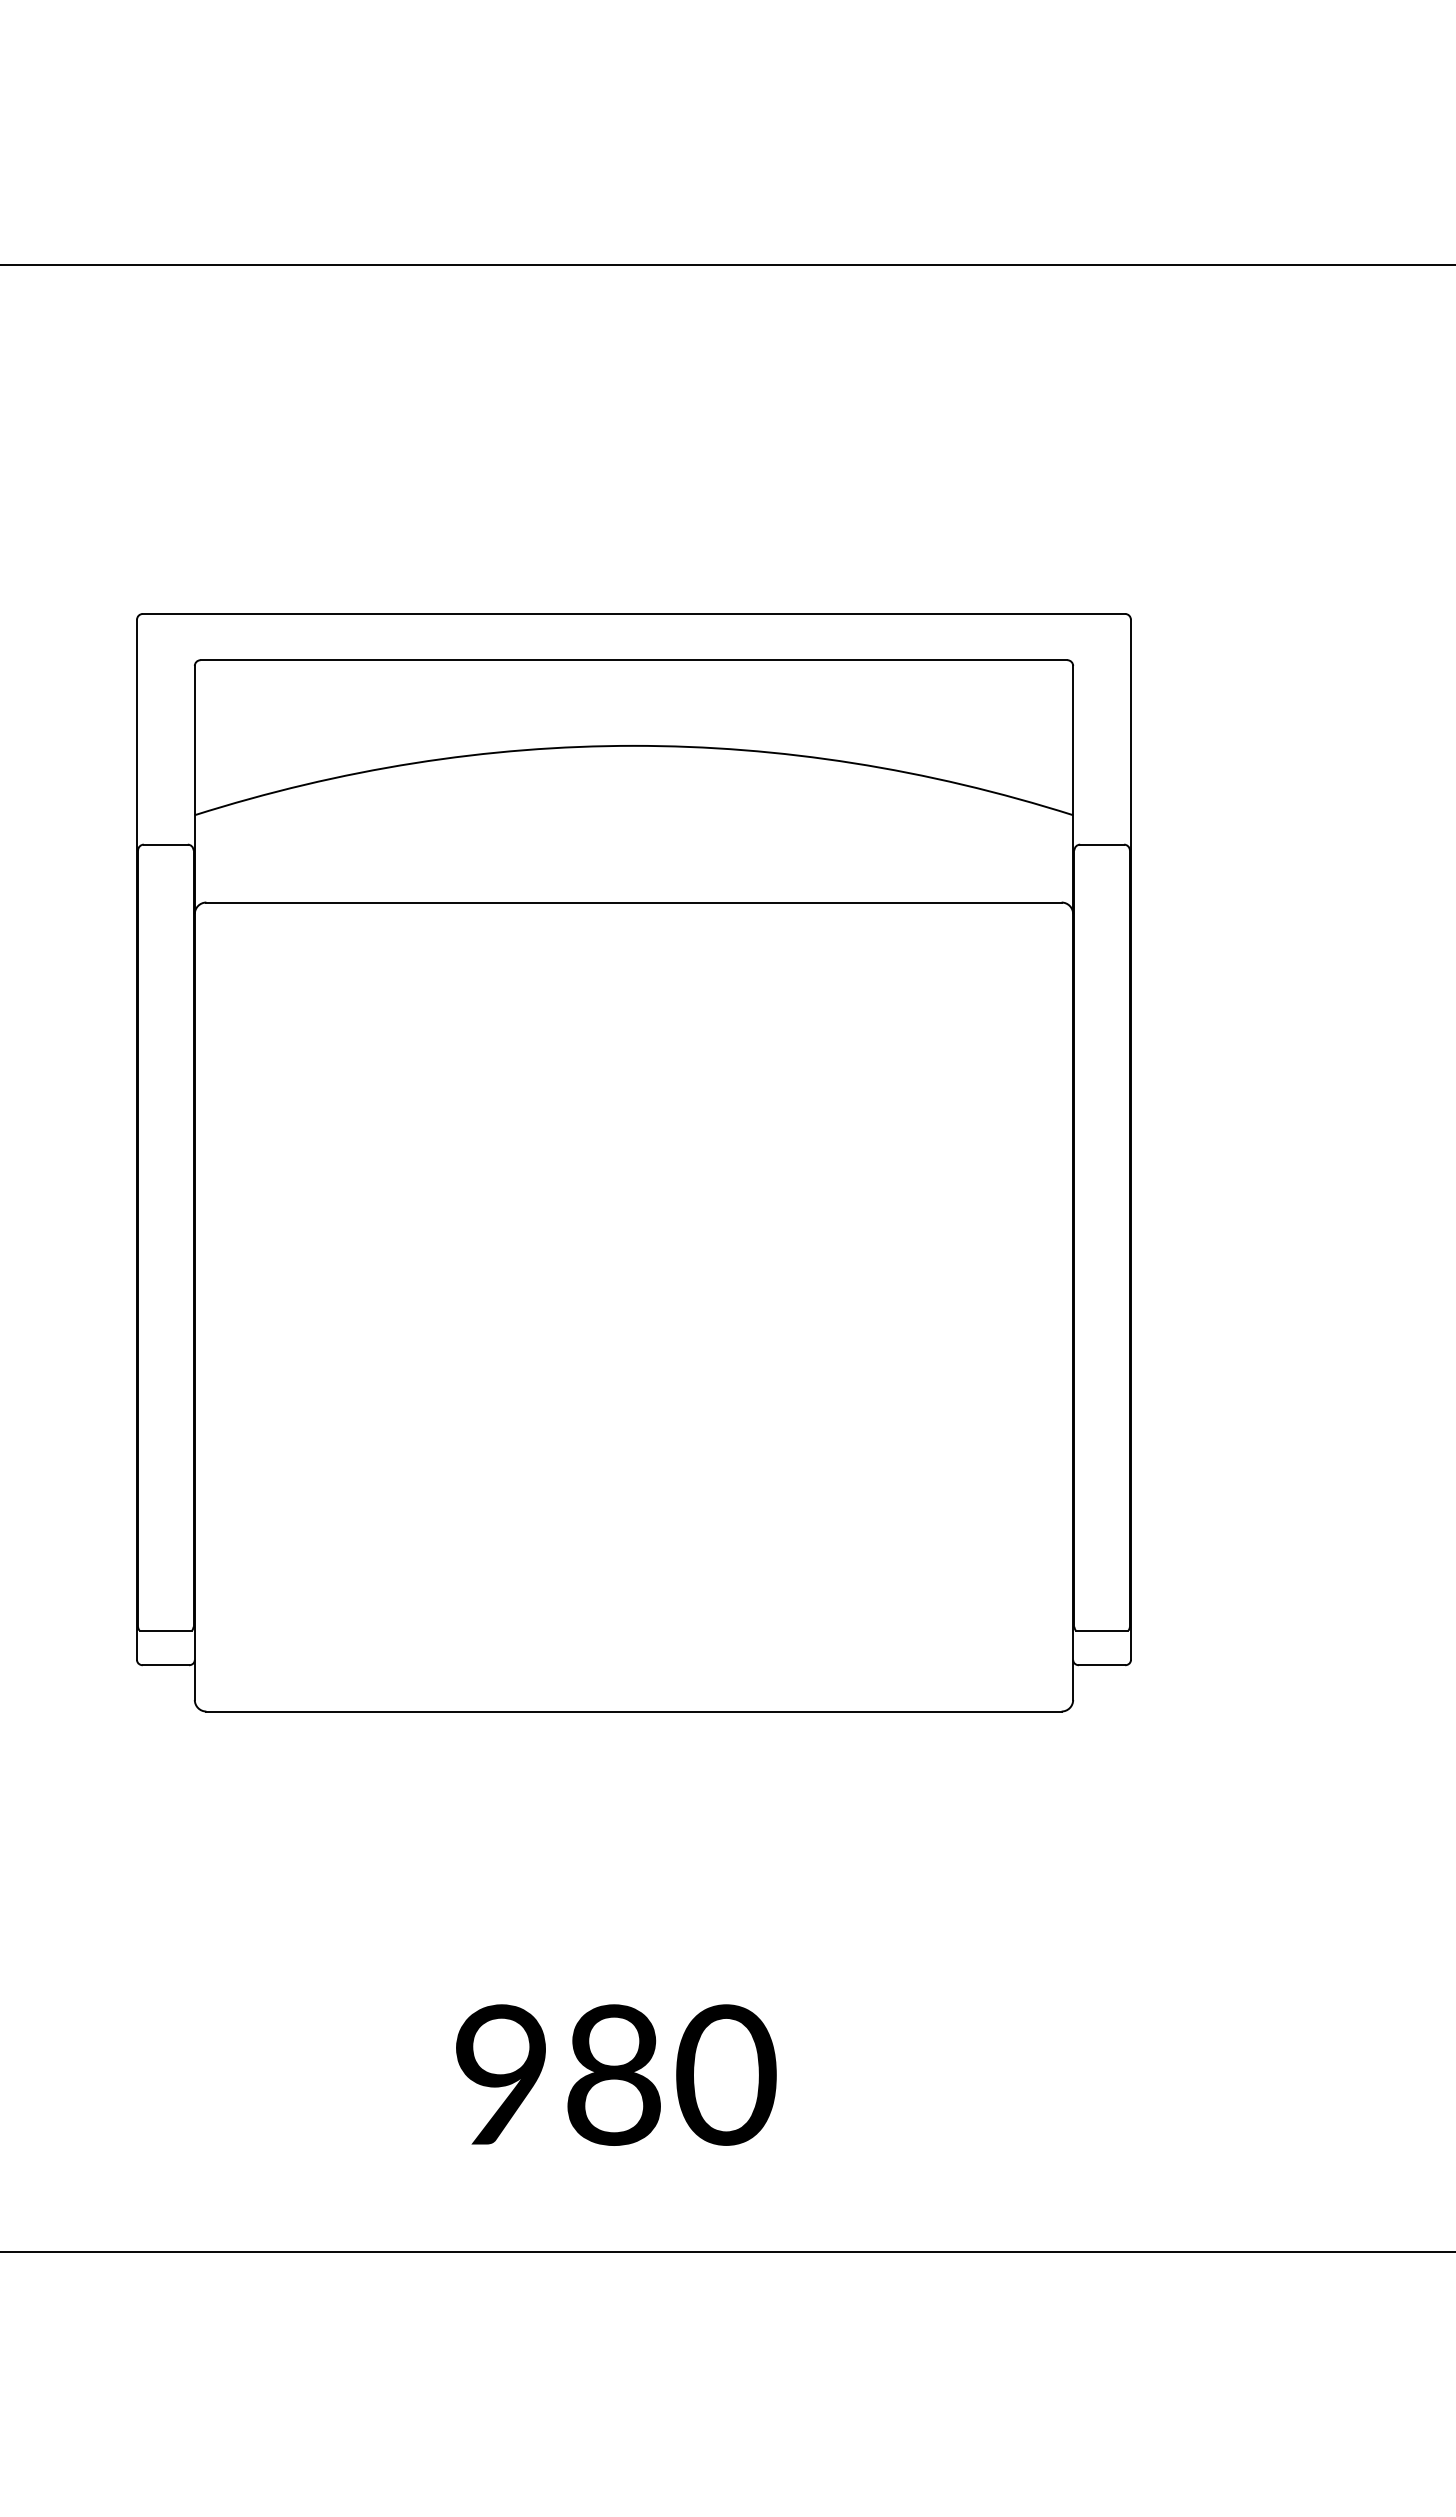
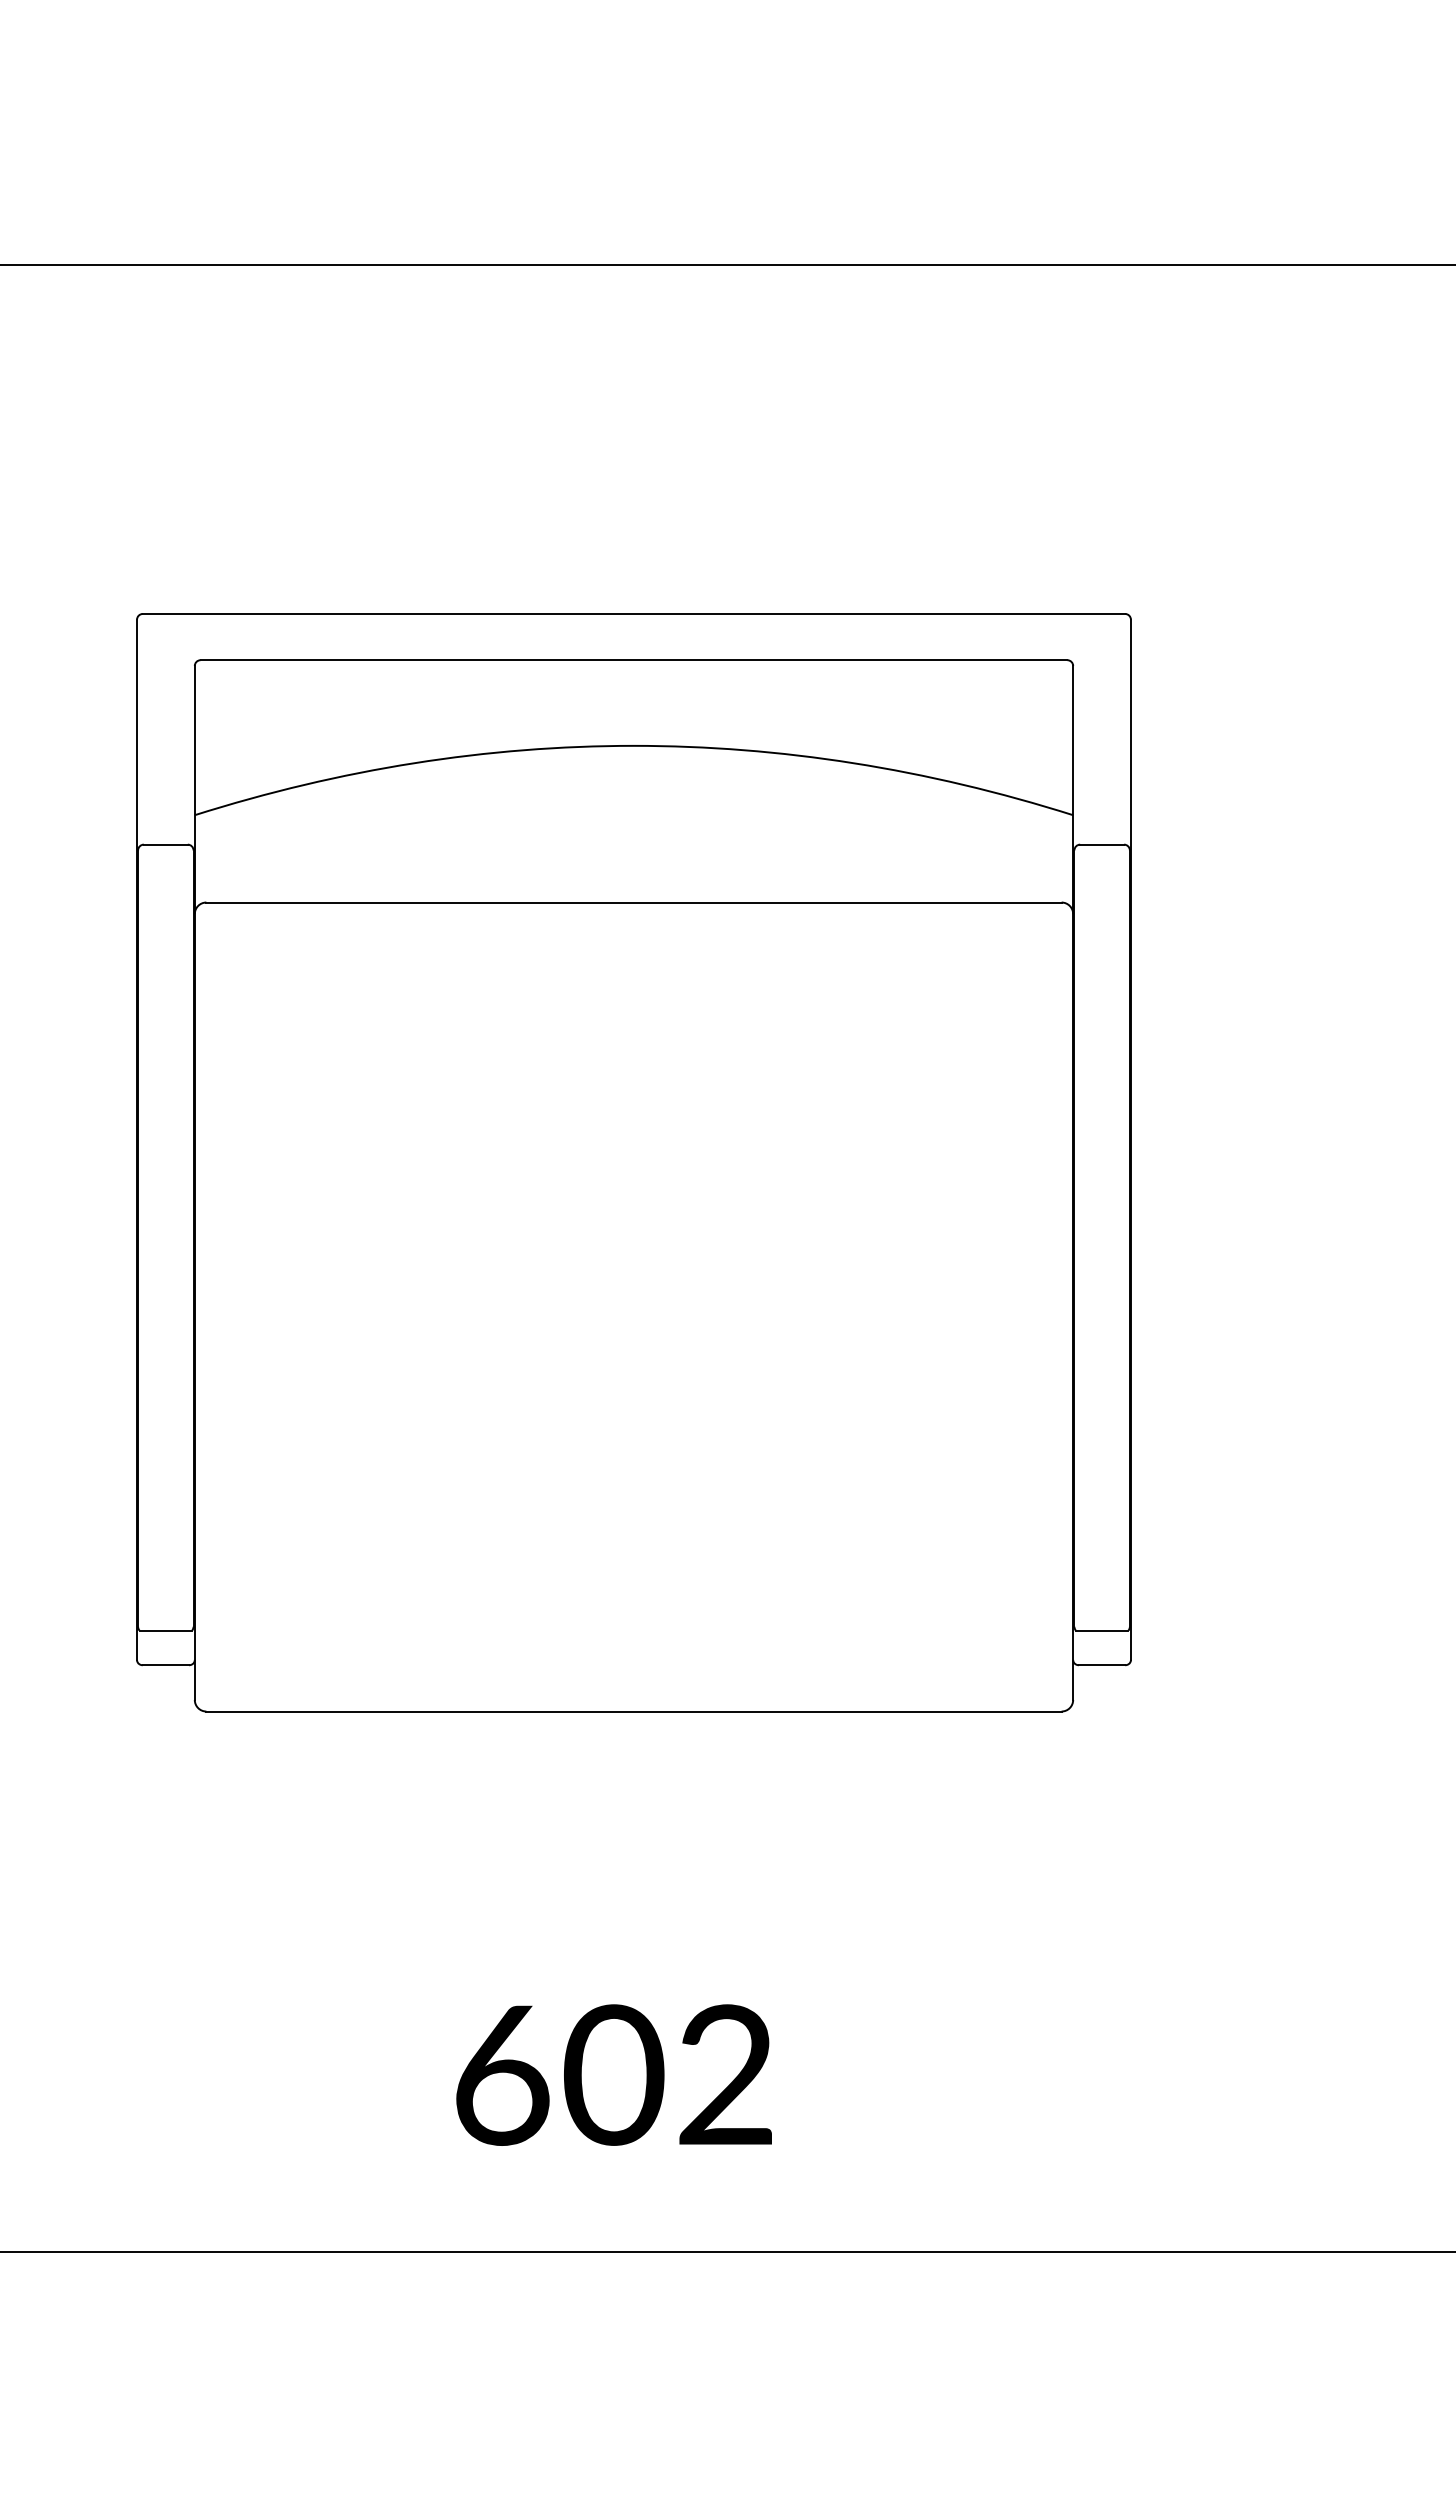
text: 980 -> 602 (616, 2074)
